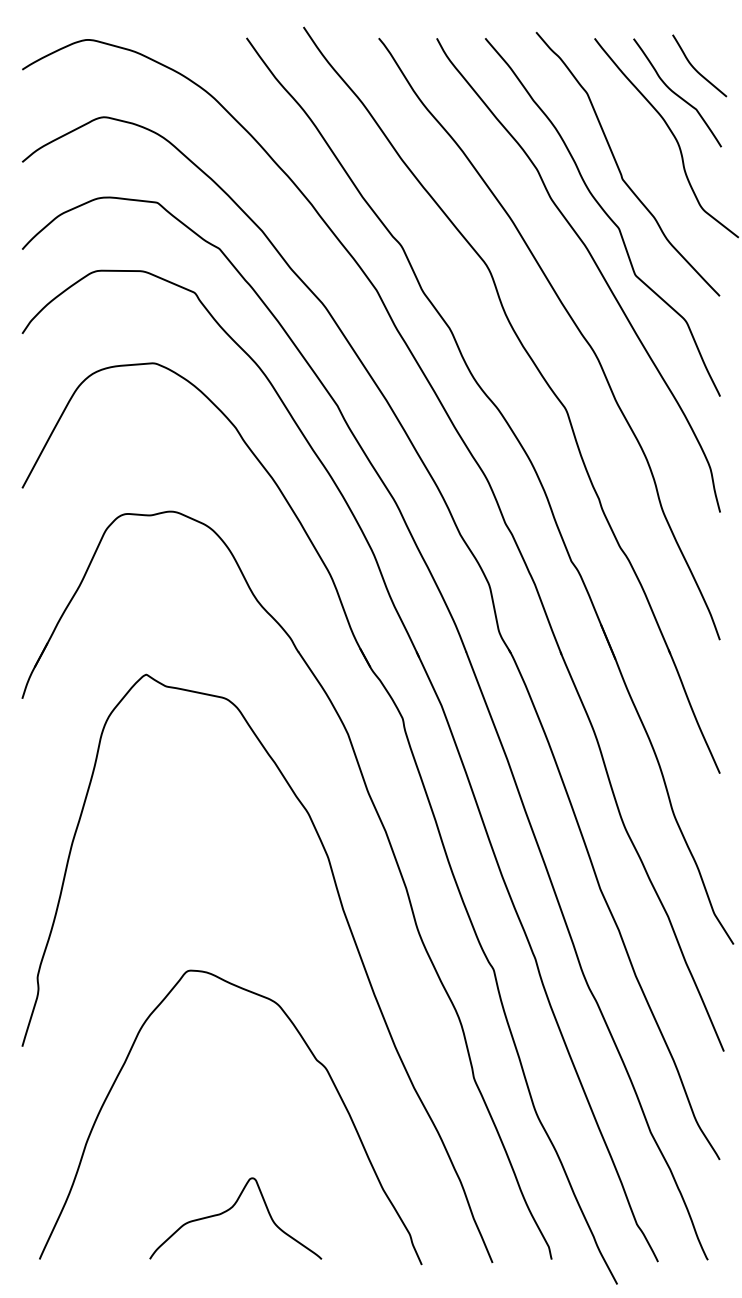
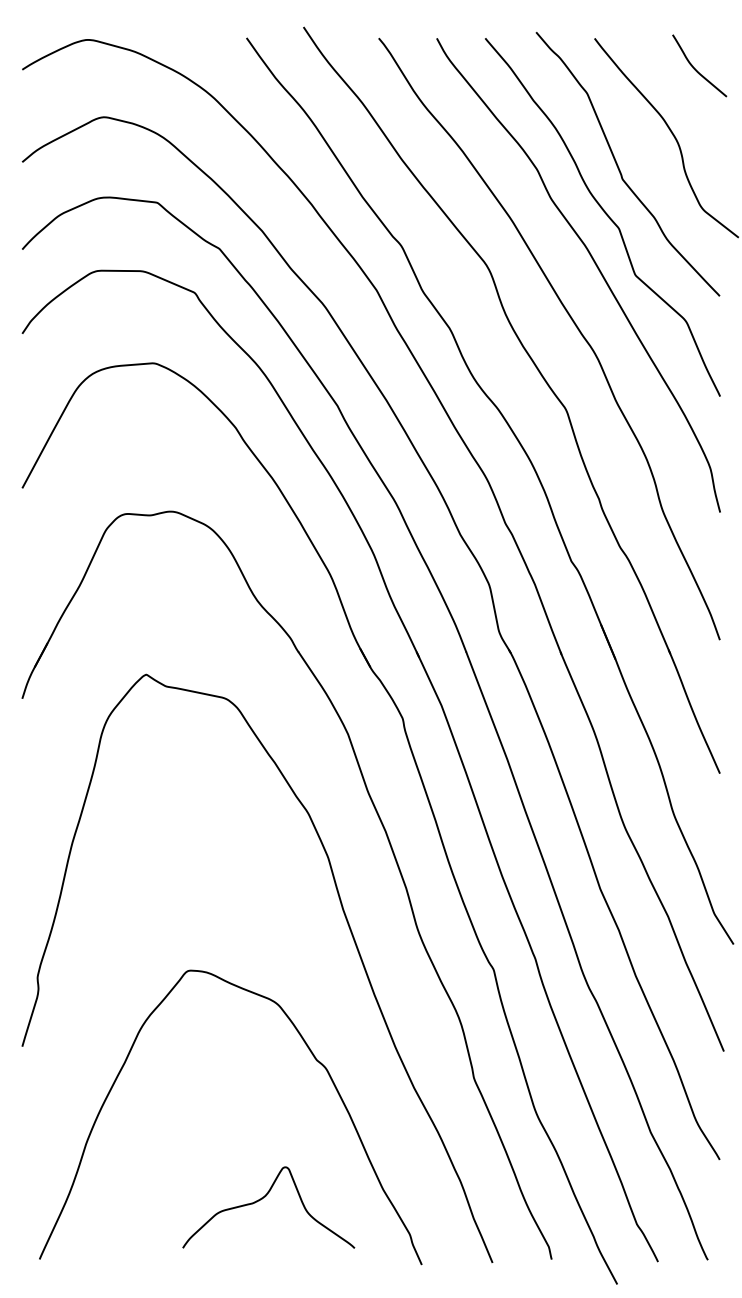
curve: present -> none (676, 93)
curve position: (229, 1210) -> (262, 1199) (262, 1199)
